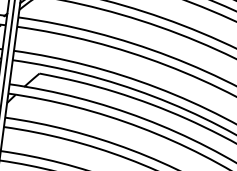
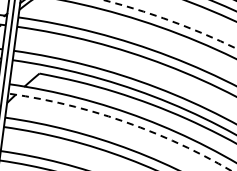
arc: solid -> dashed (170, 20)
arc: solid -> dashed (123, 121)
